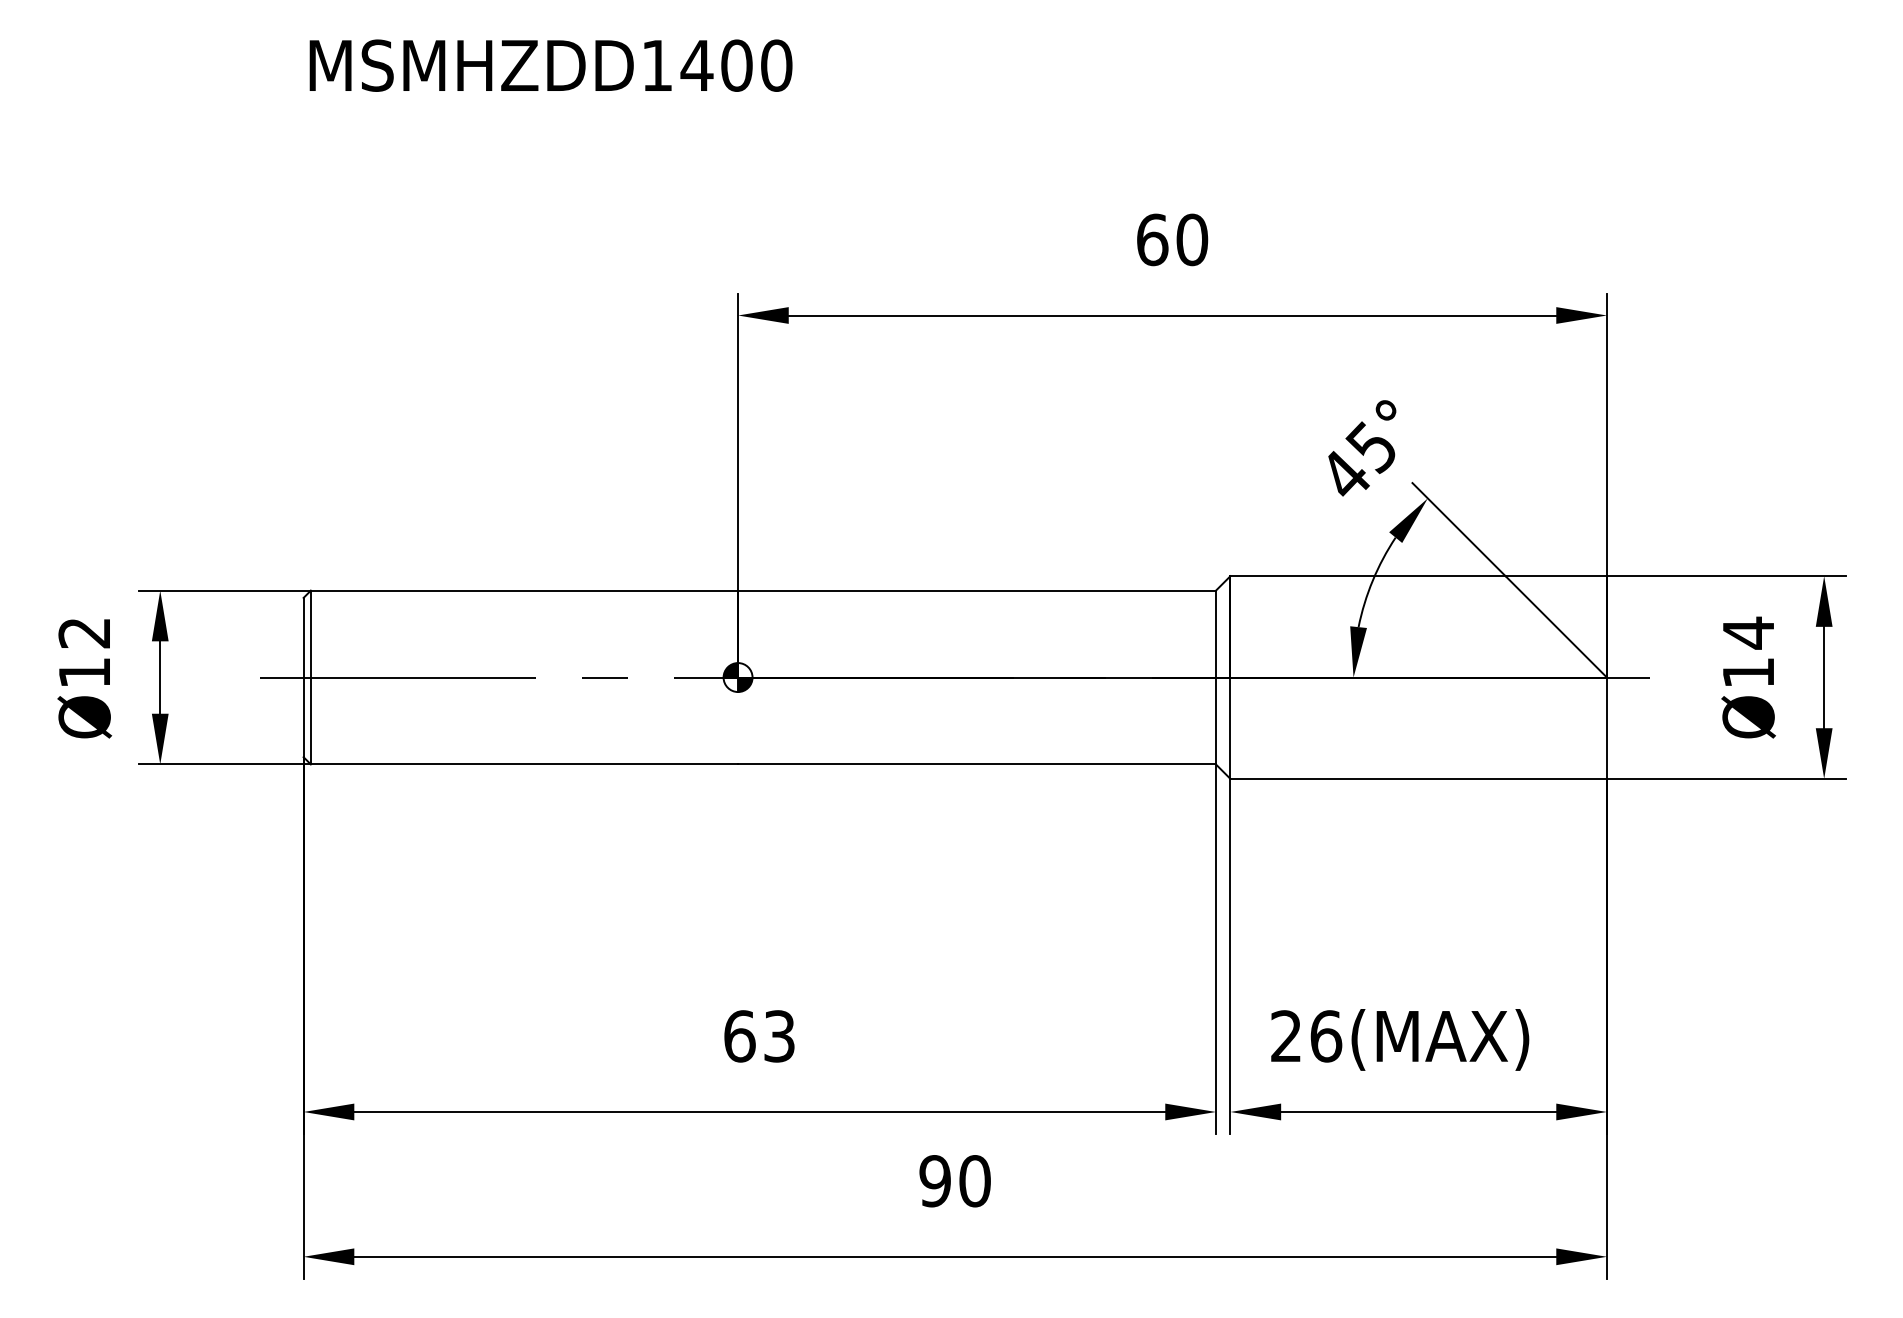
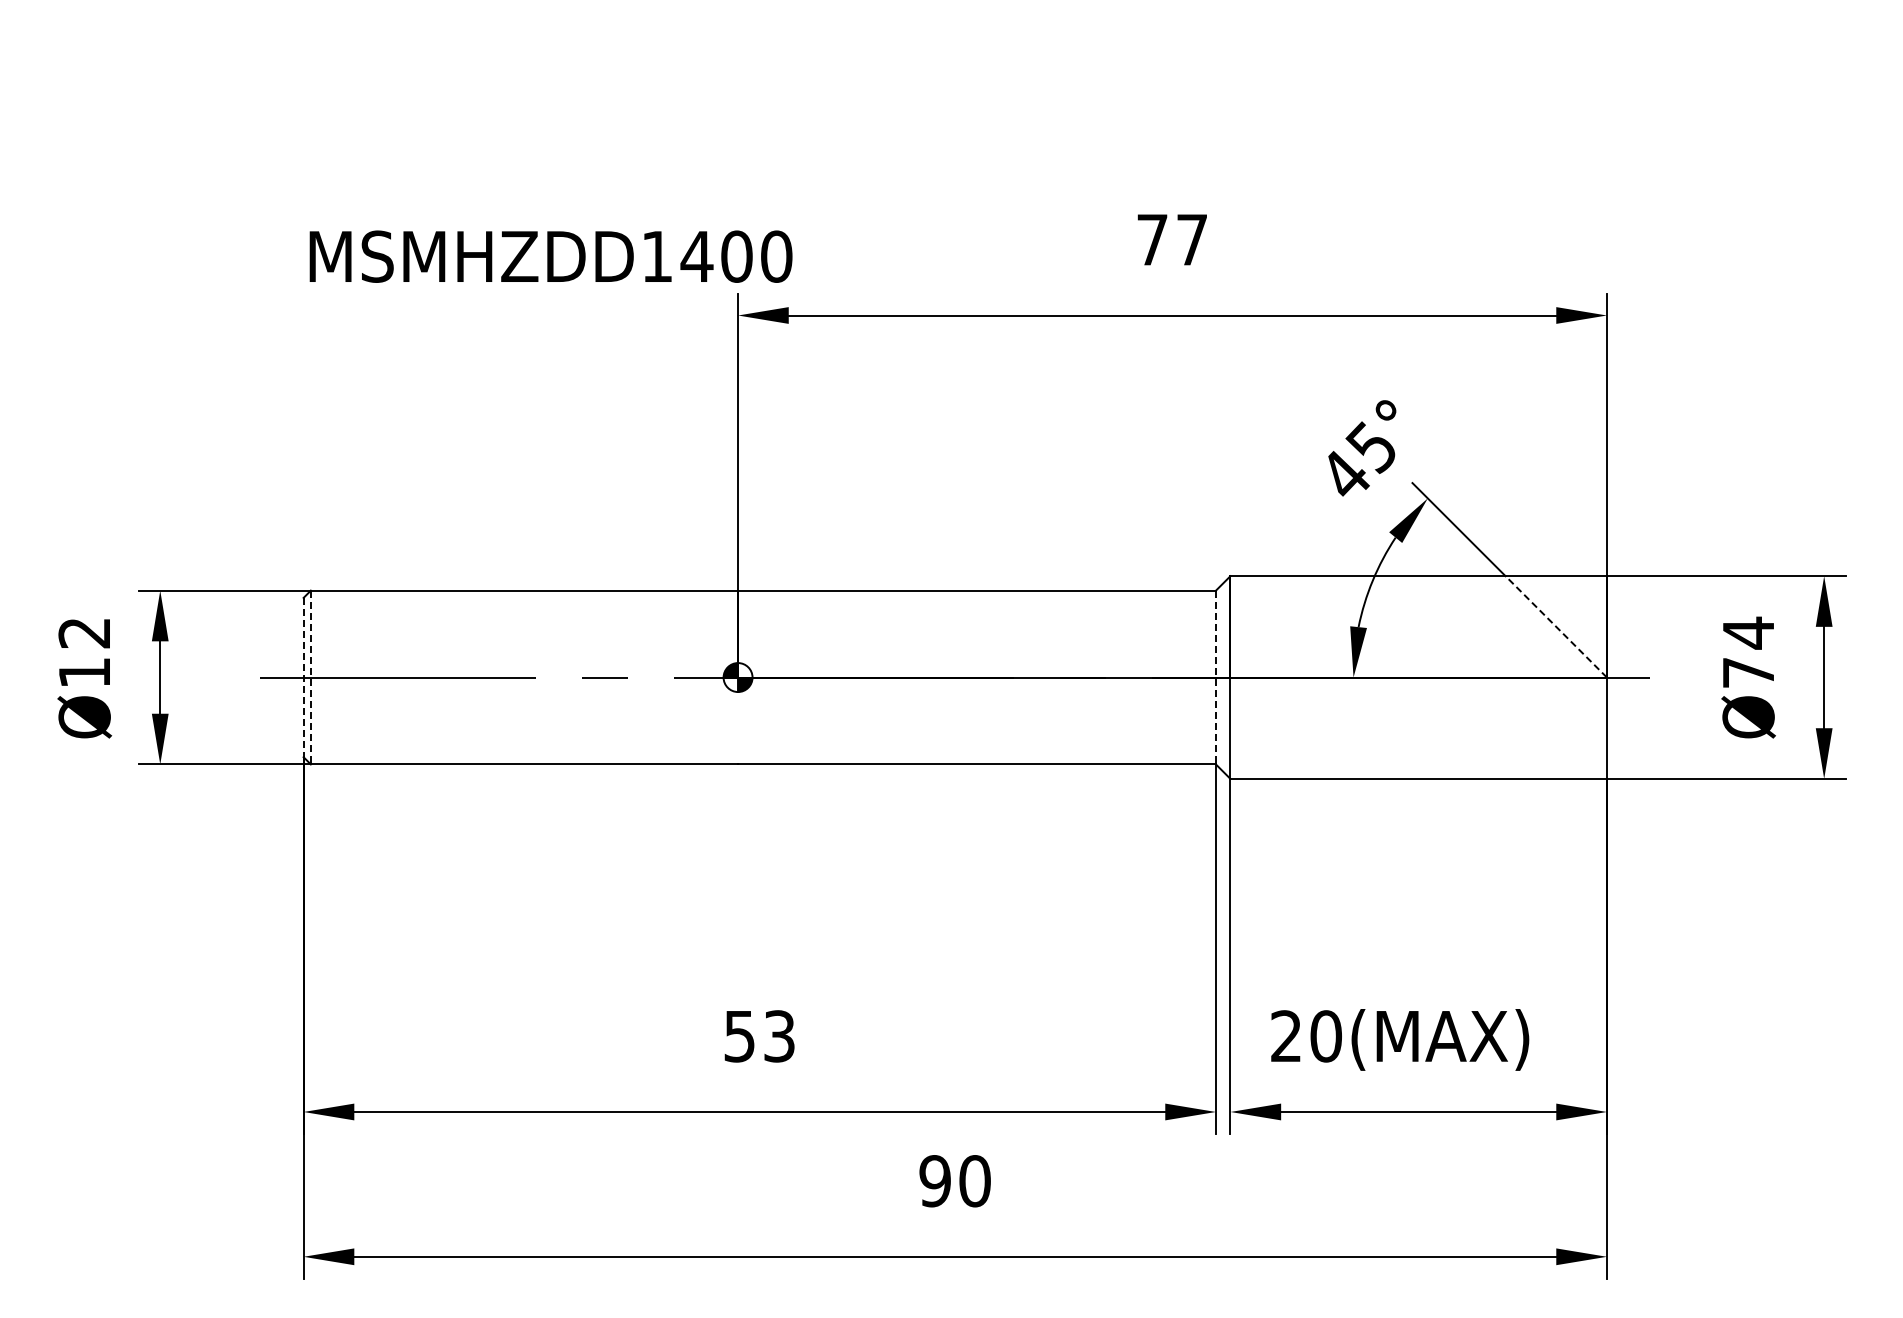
text position: (550, 65) -> (550, 256) (550, 256)
text: 60 -> 77 (1172, 239)
line: solid -> dashed (1556, 626)
text: Ø14 -> Ø74 (1748, 672)
line: solid -> dashed (303, 677)
line: solid -> dashed (310, 677)
line: solid -> dashed (1215, 677)
text: 63 -> 53 (739, 1036)
text: 26(MAX) -> 20(MAX) (1326, 1036)
